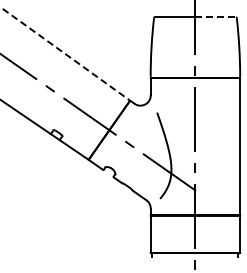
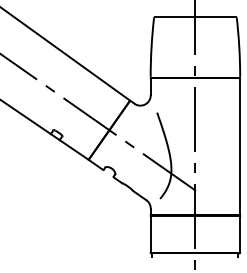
line: dashed -> solid (216, 17)
line: dashed -> solid (64, 53)
